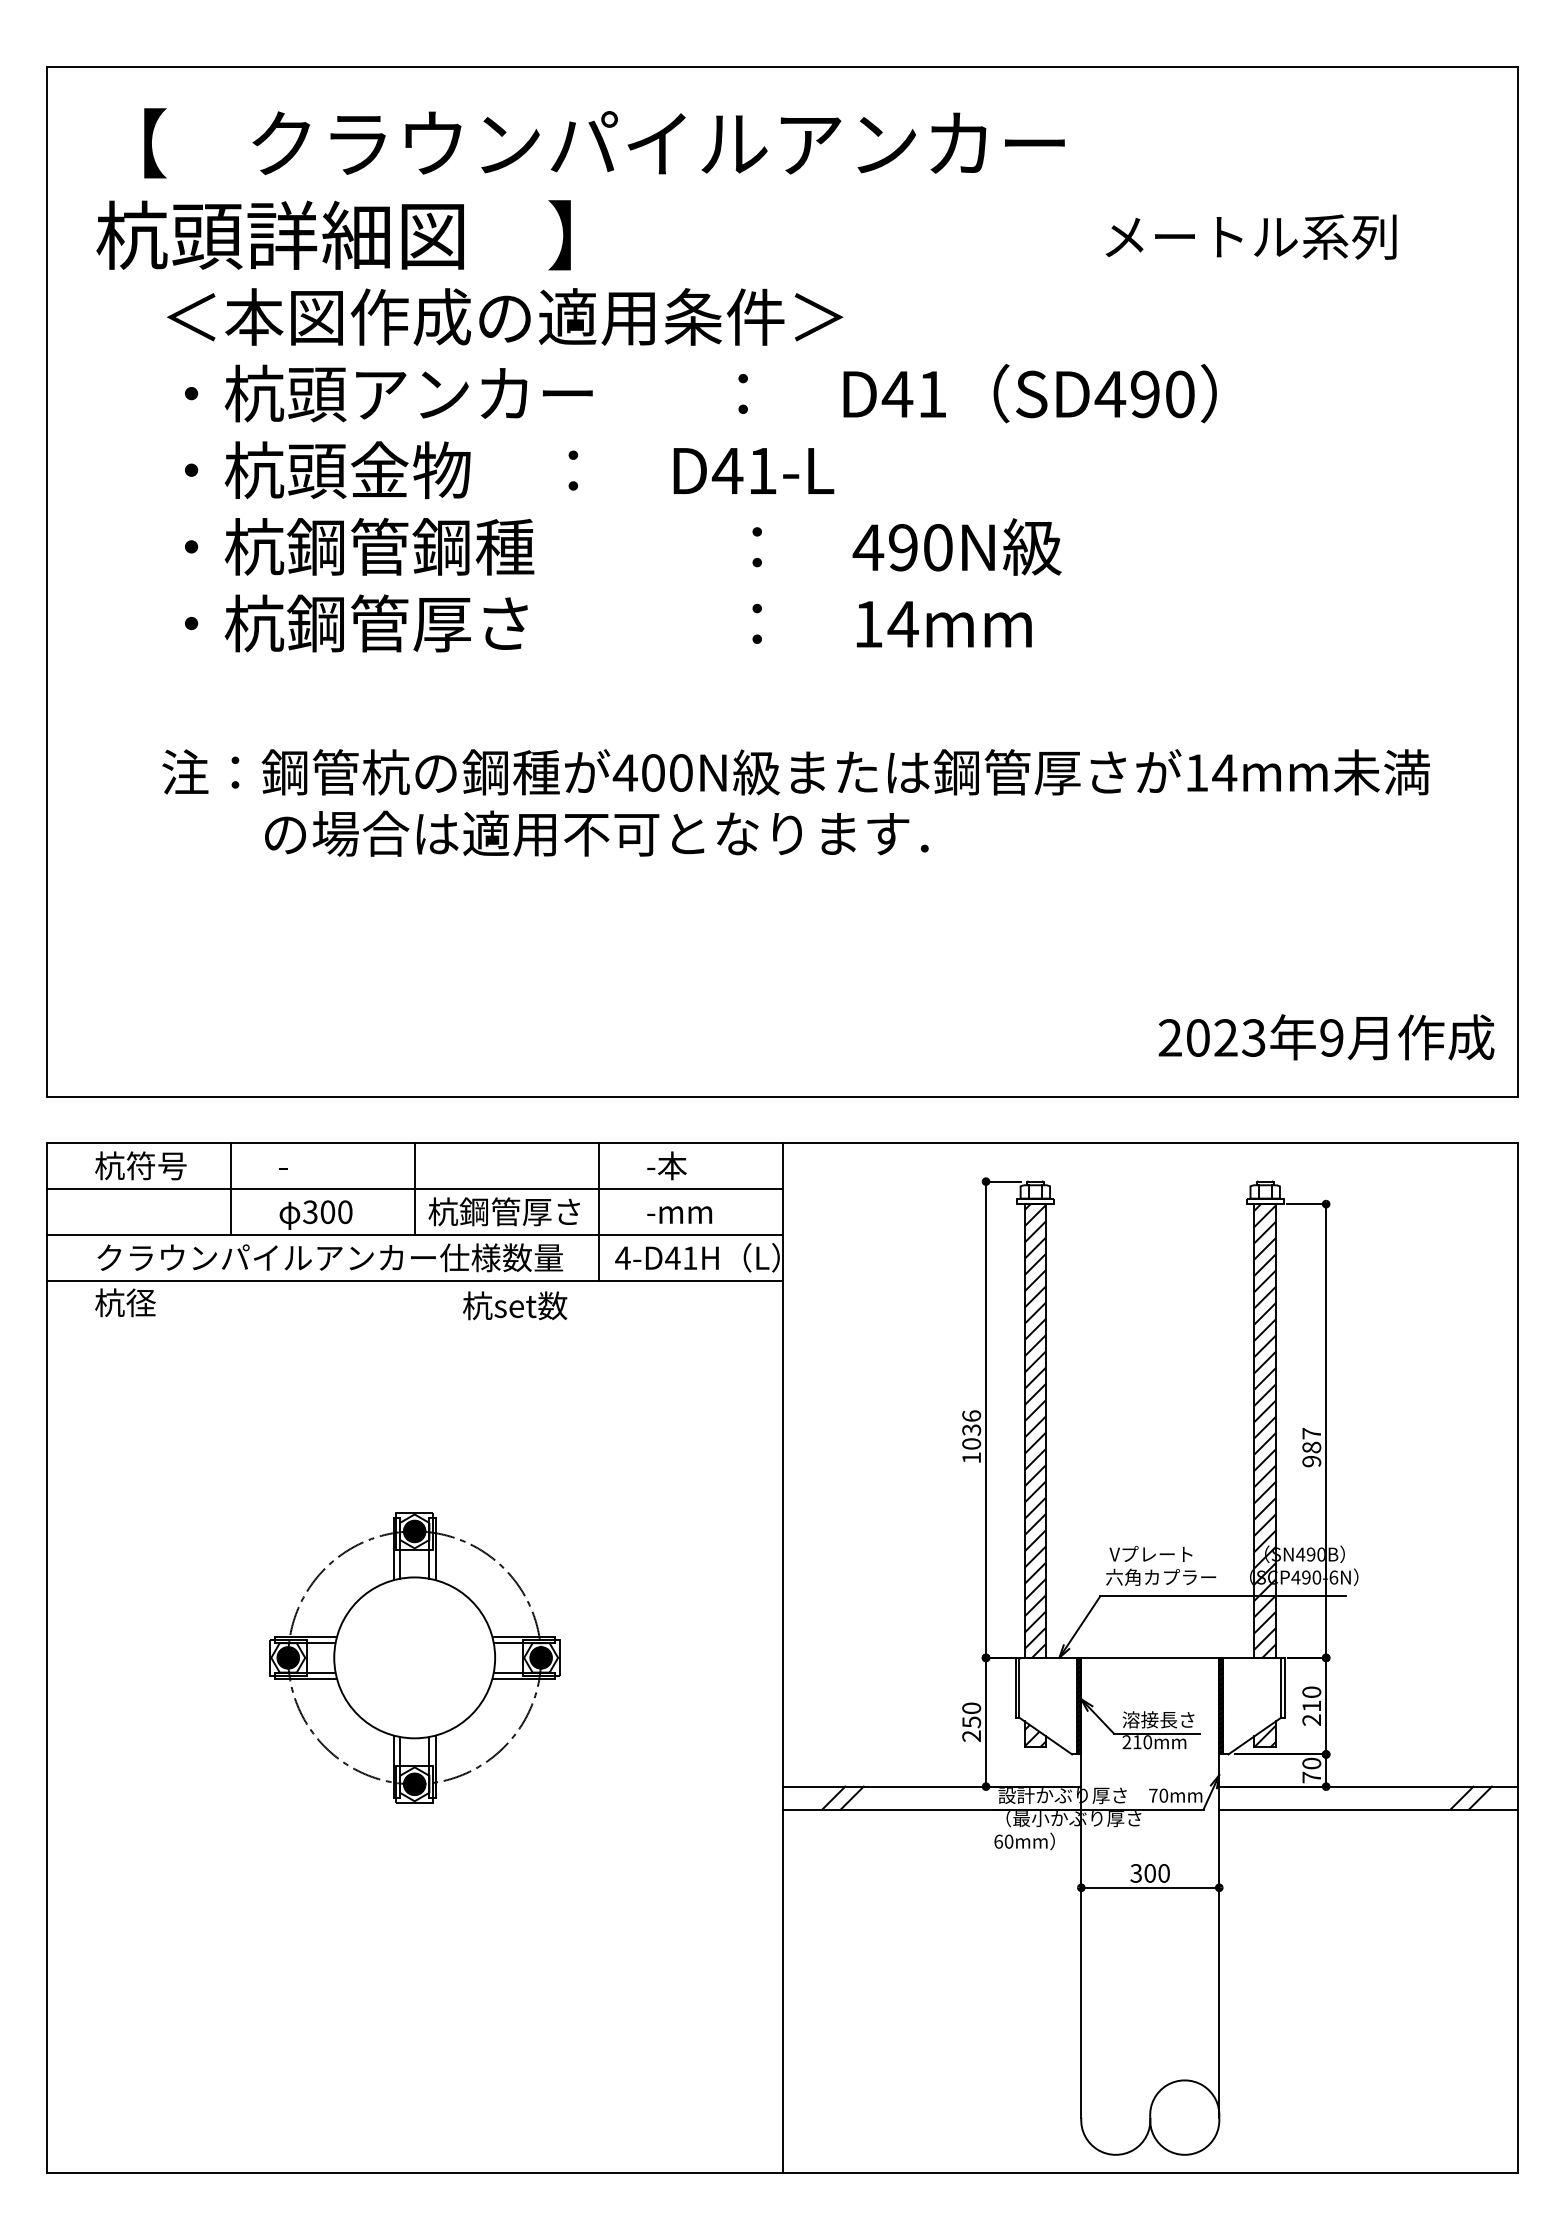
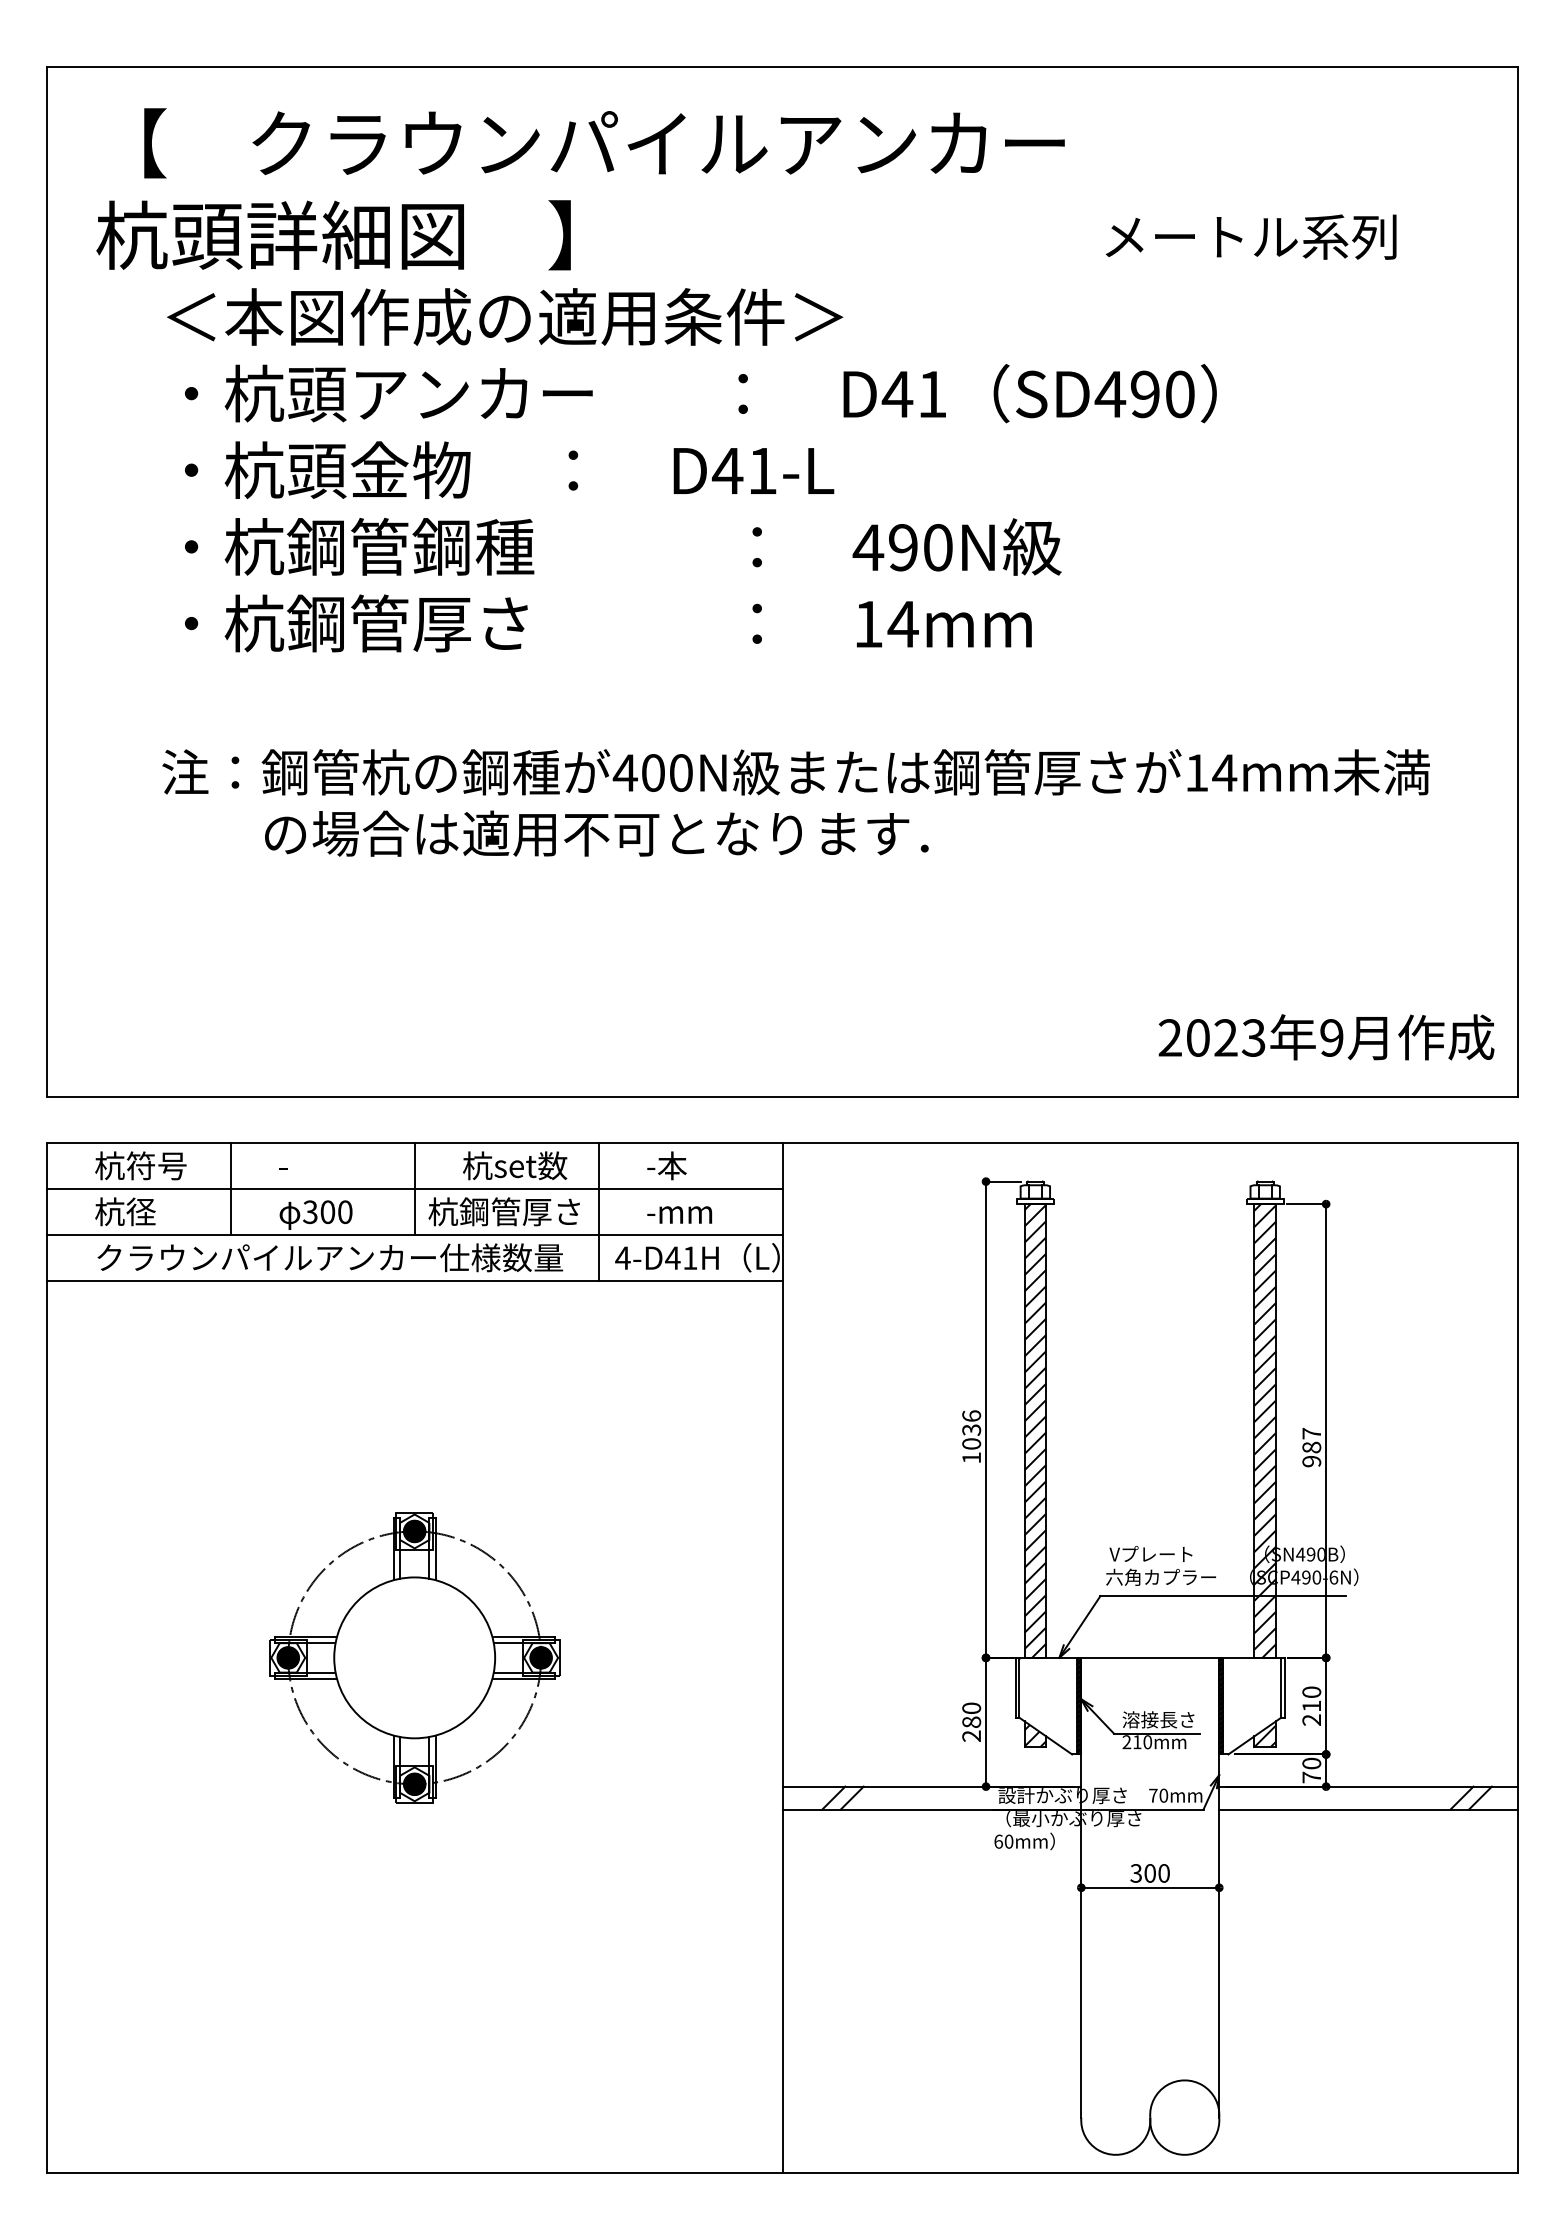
text position: (125, 1302) -> (125, 1211) (125, 1211)
text position: (515, 1305) -> (515, 1165) (515, 1165)
text: 250 -> 280 (971, 1722)
